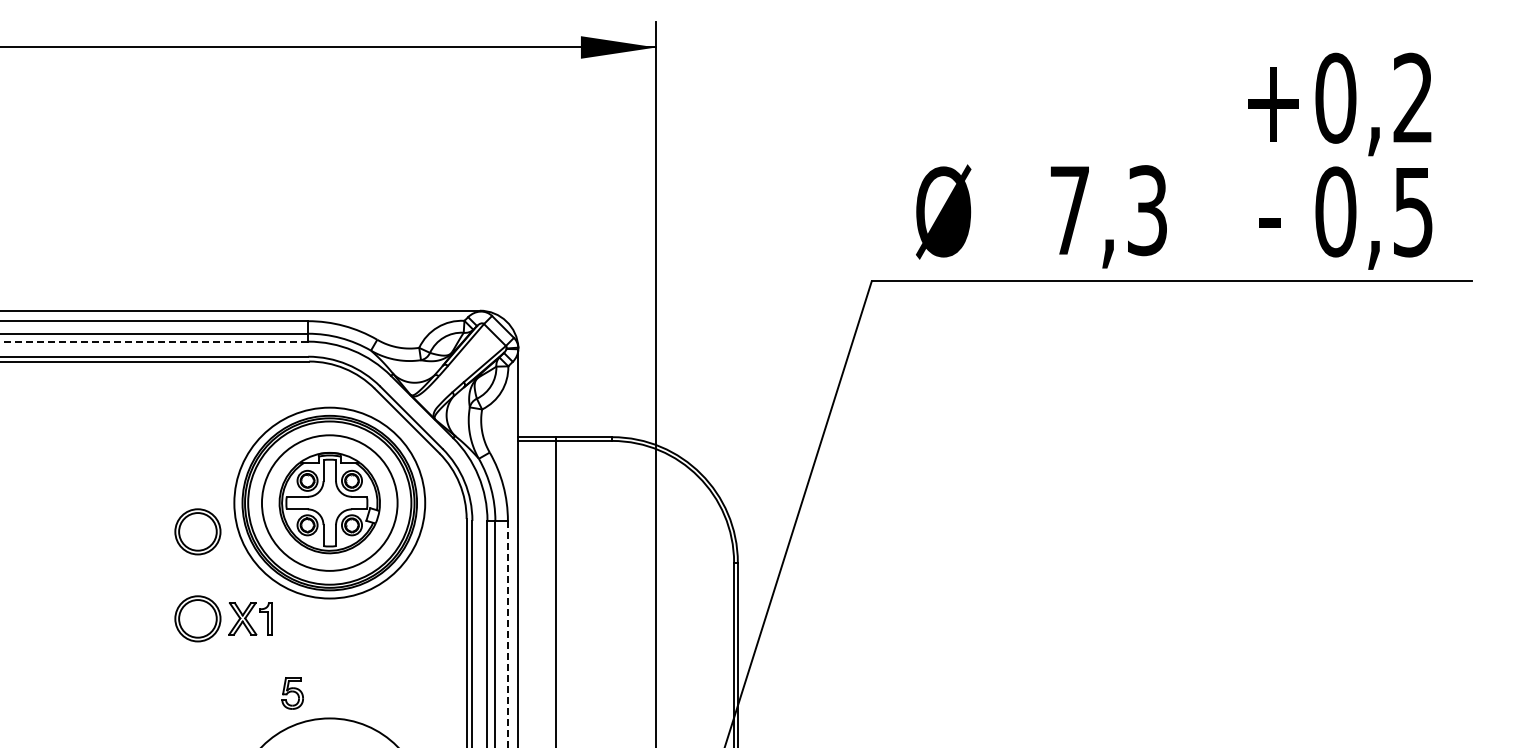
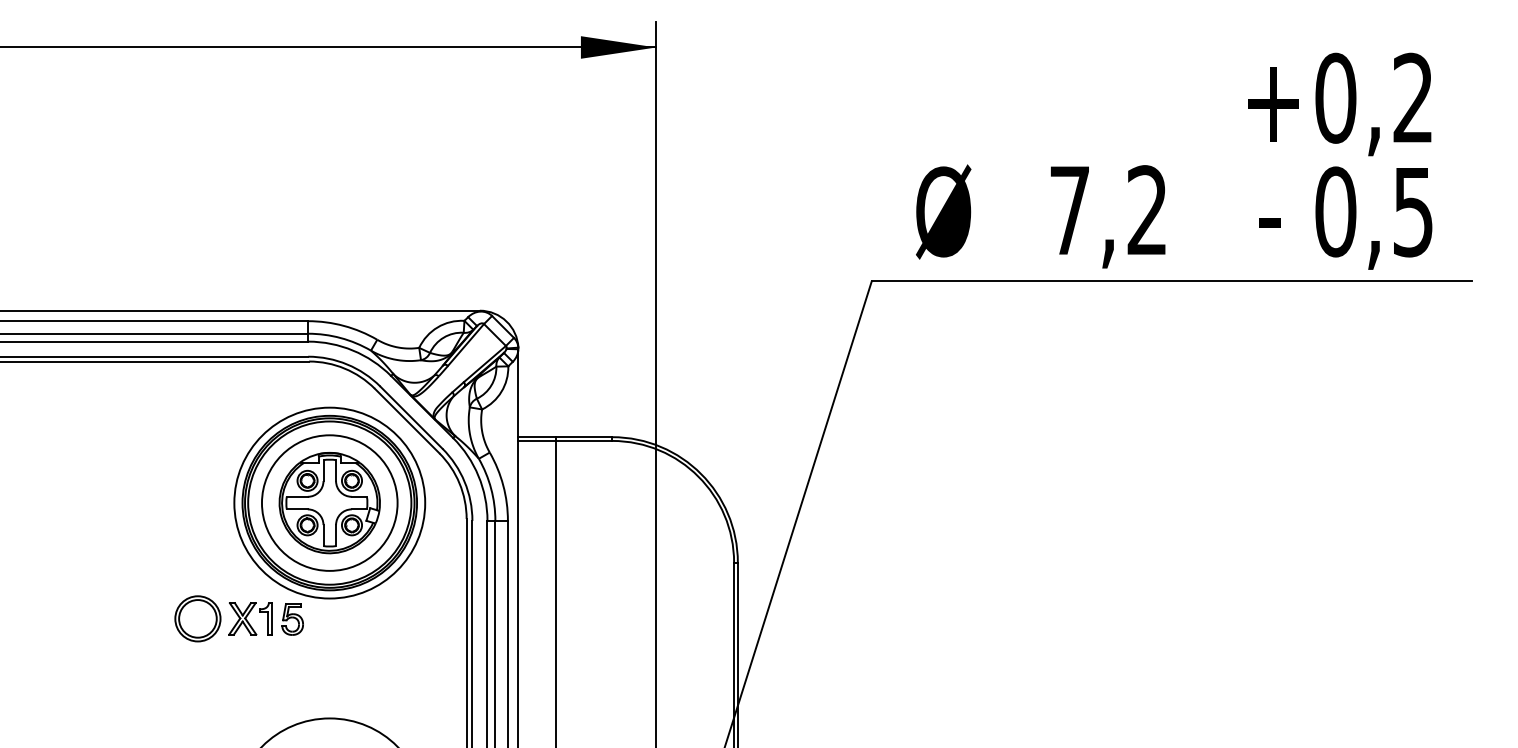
text: 7,3 -> 7,2 (1146, 210)
line: dashed -> solid (154, 341)
part: present -> none (197, 531)
line: dashed -> solid (507, 634)
part position: (292, 693) -> (292, 619) (292, 619)
